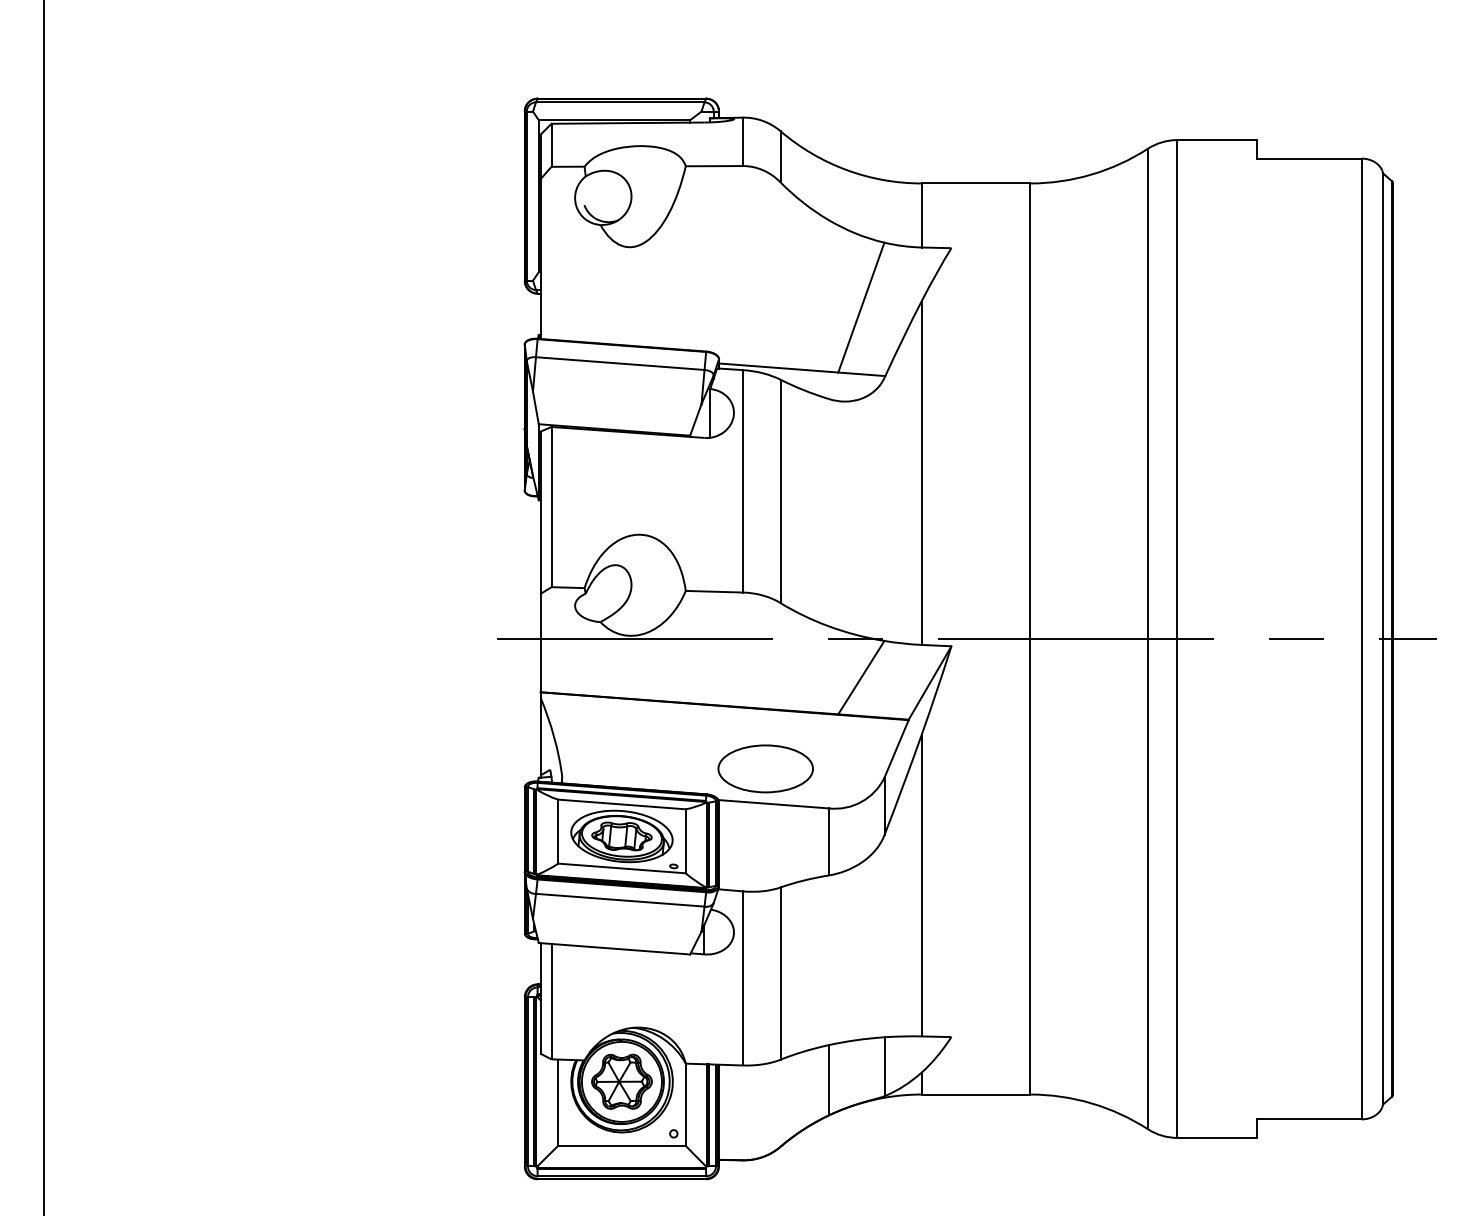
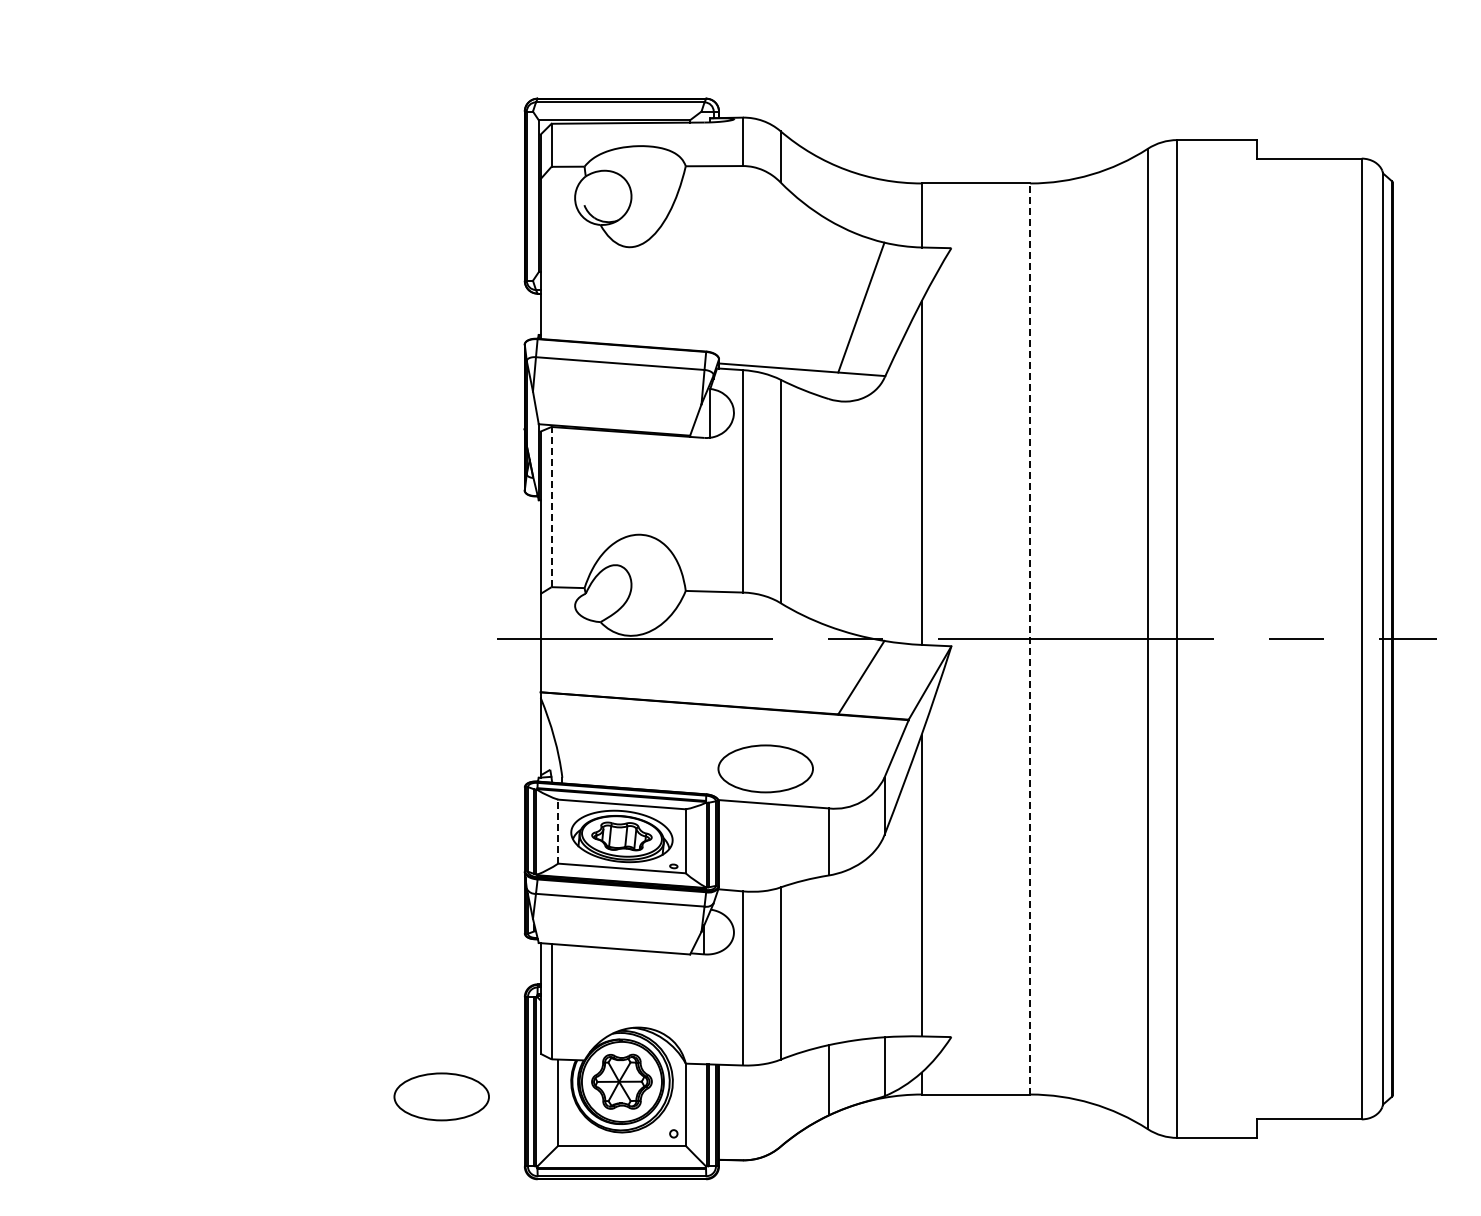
line: solid -> dashed (551, 506)
line: present -> none (44, 607)
line: solid -> dashed (1030, 639)
line: solid -> dashed (558, 831)
part: none -> present (441, 1096)
